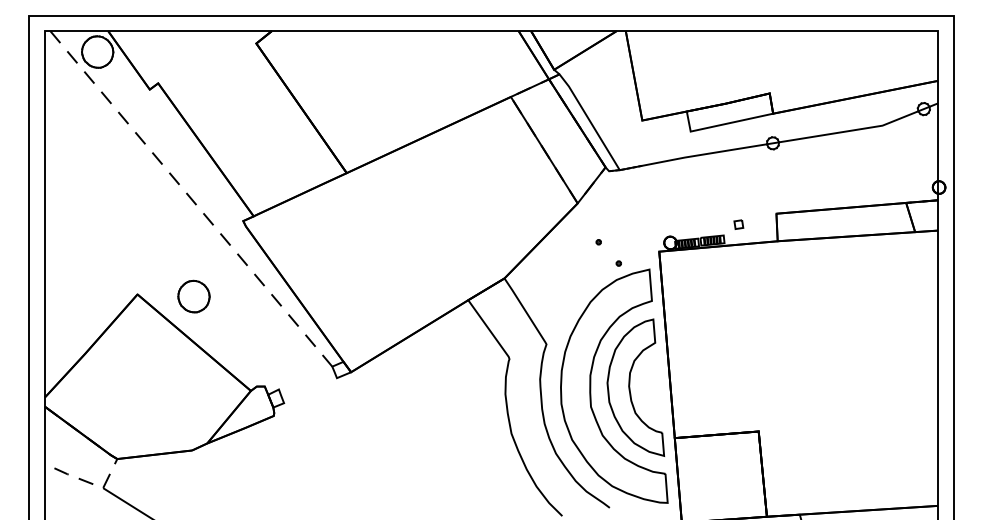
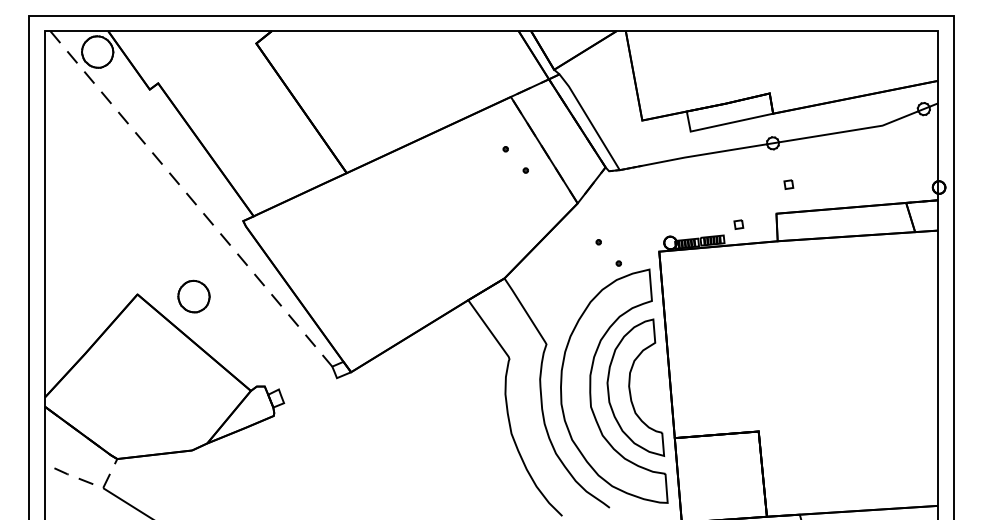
part: none -> present (508, 151)
part: none -> present (788, 184)
